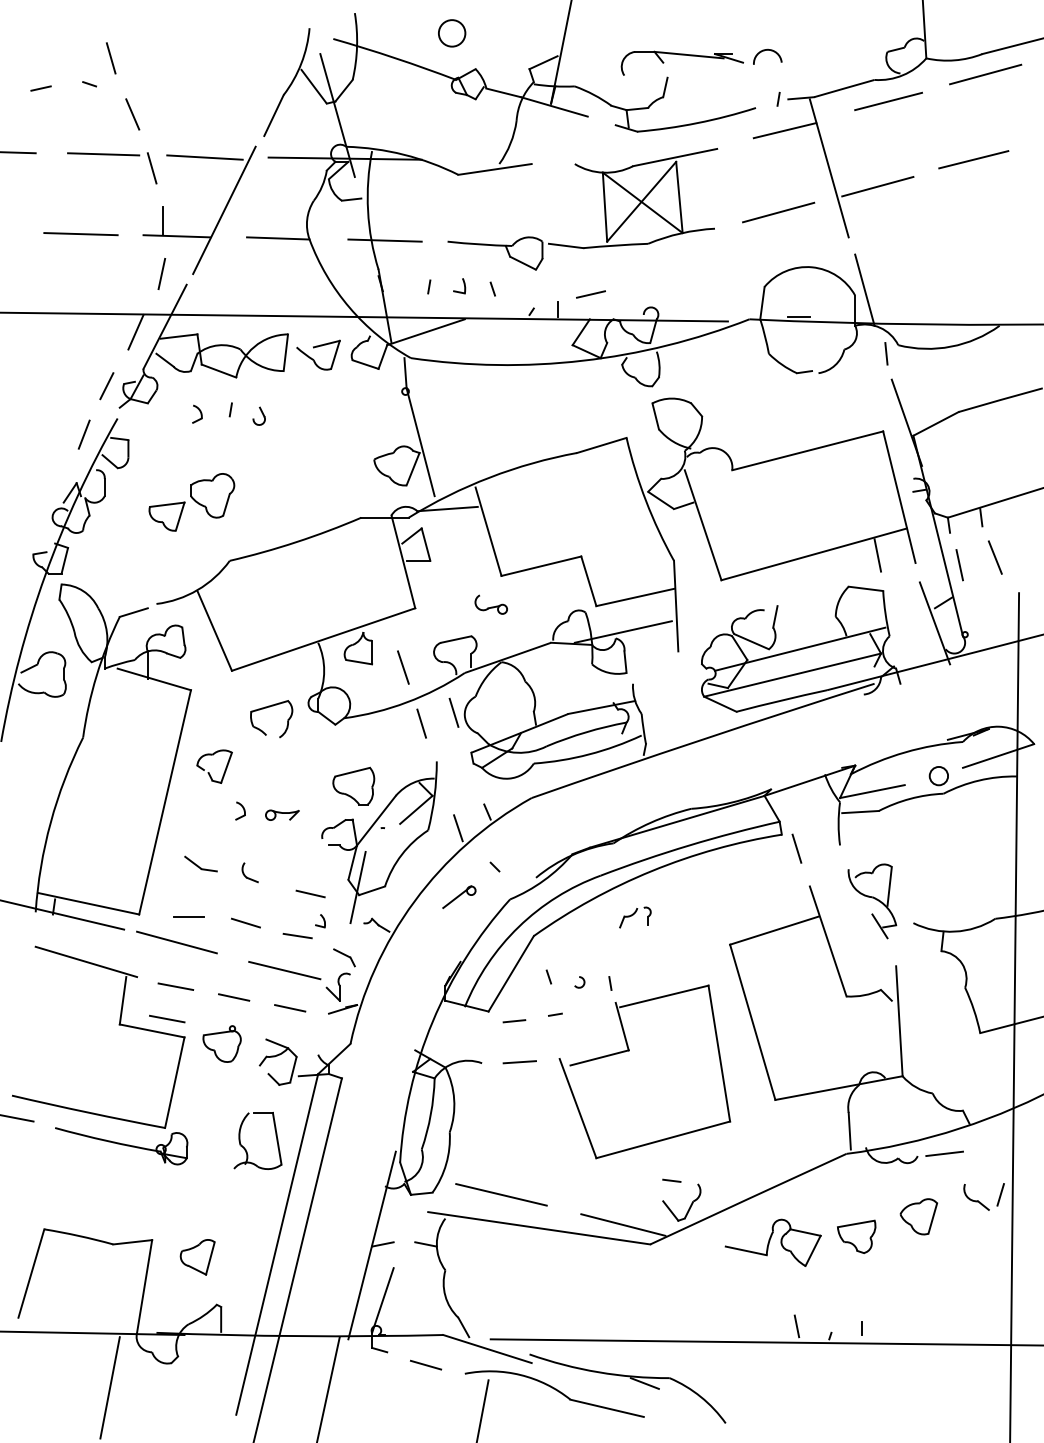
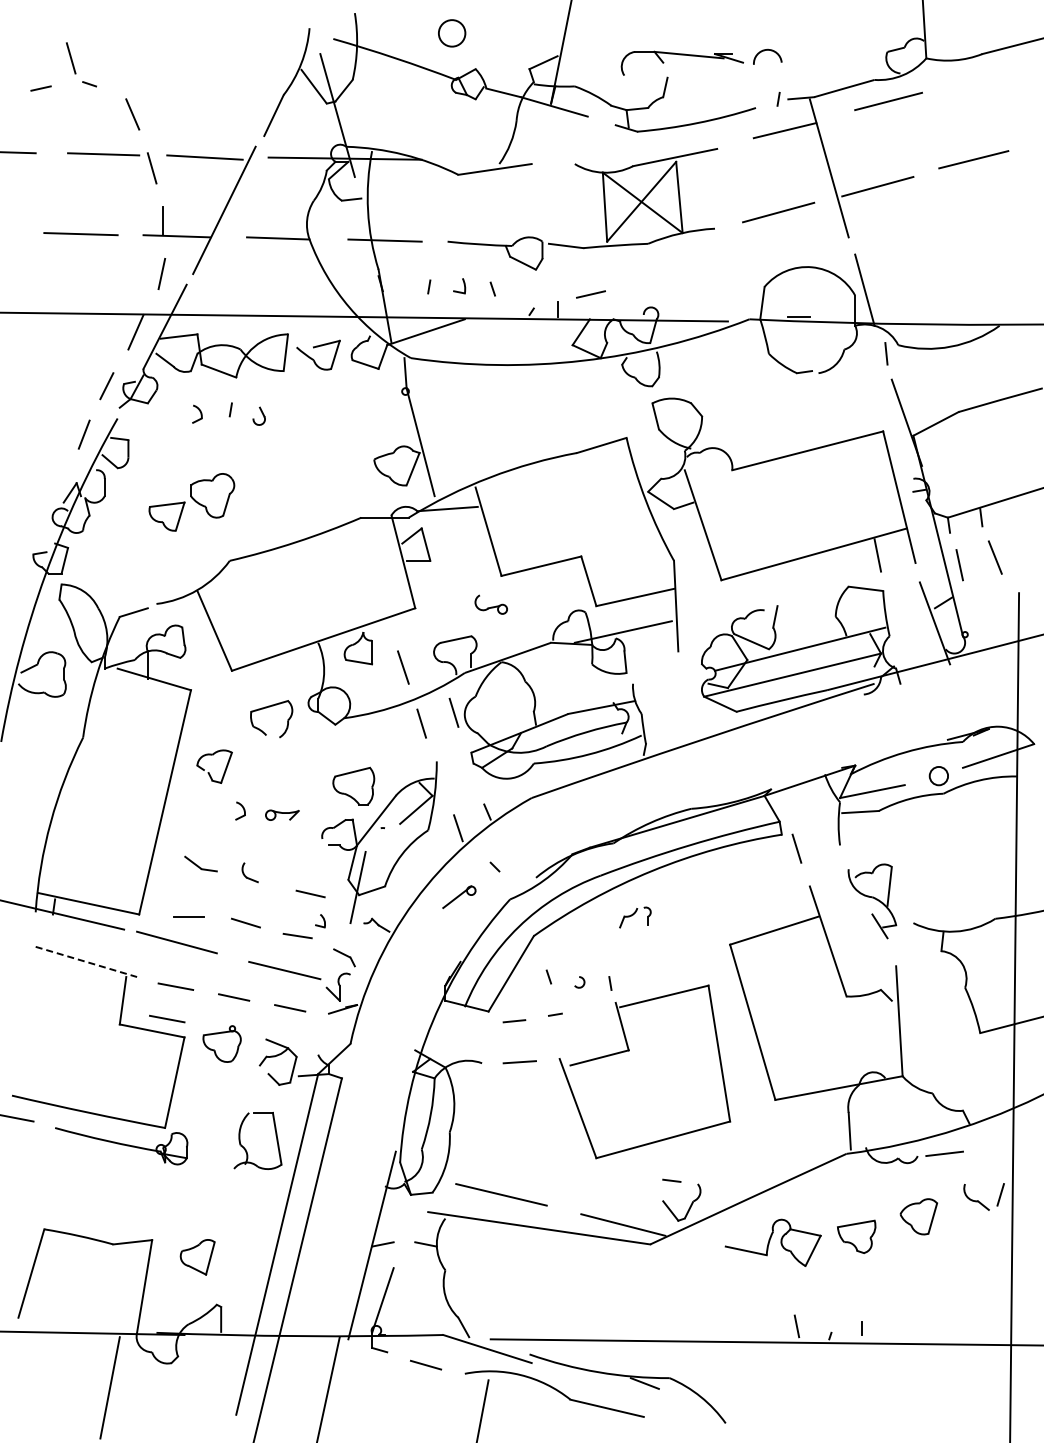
line position: (111, 58) -> (71, 58) (71, 58)
line: present -> none (985, 74)
line: solid -> dashed (86, 961)
